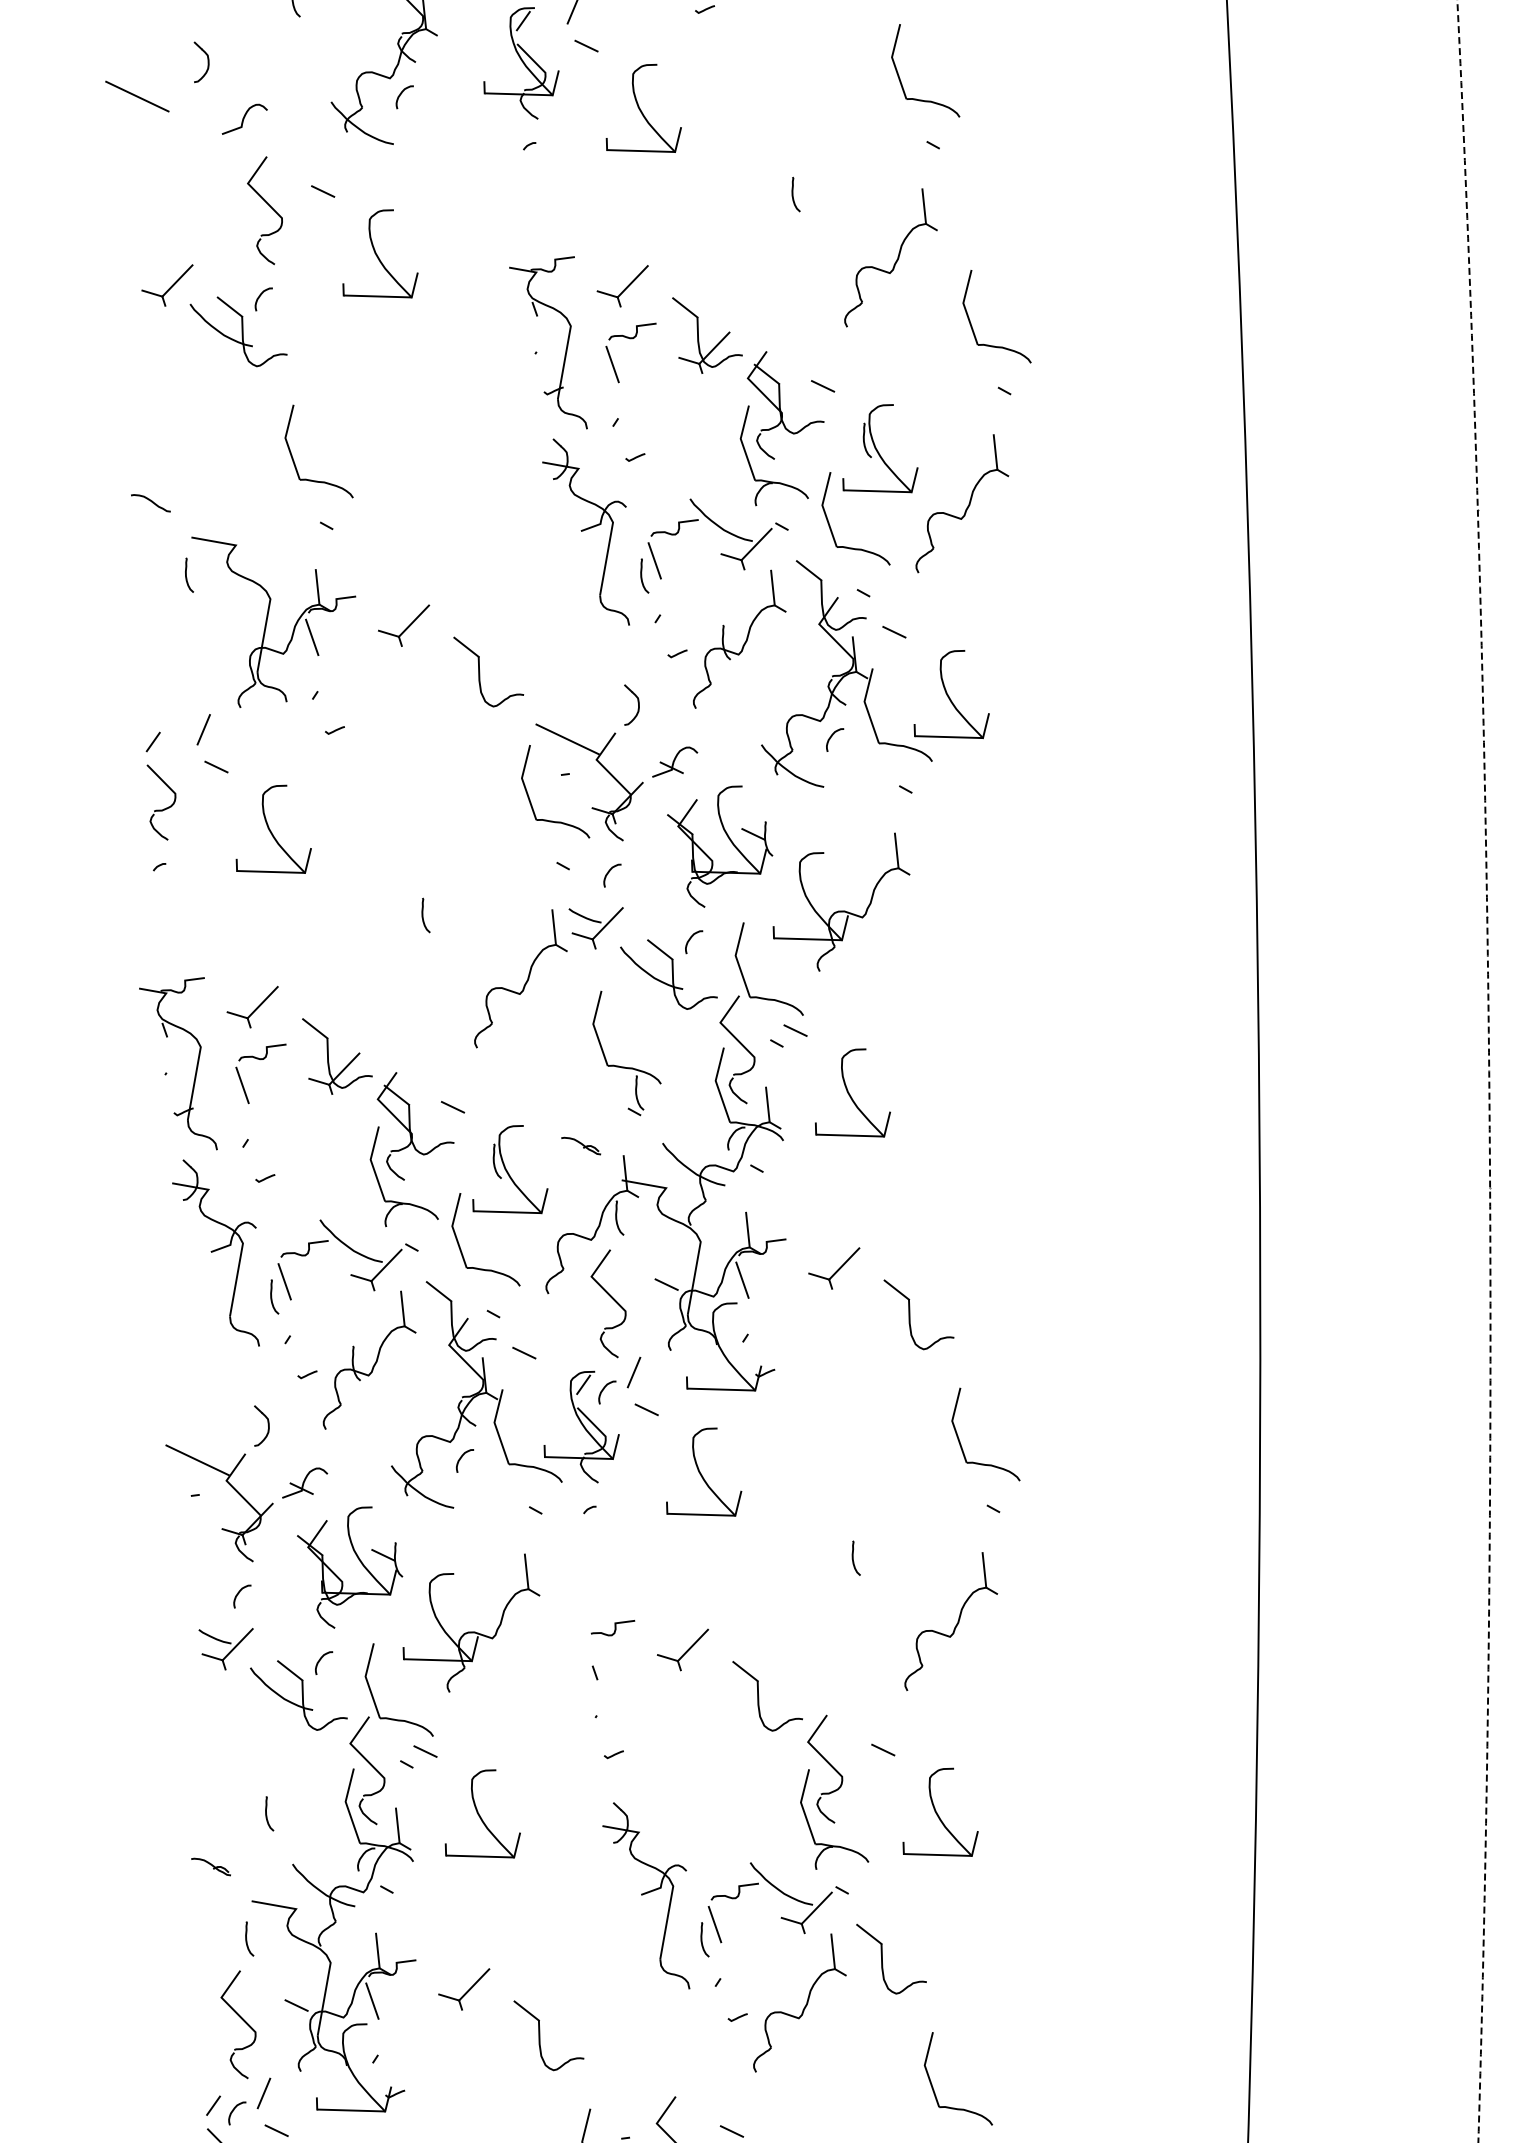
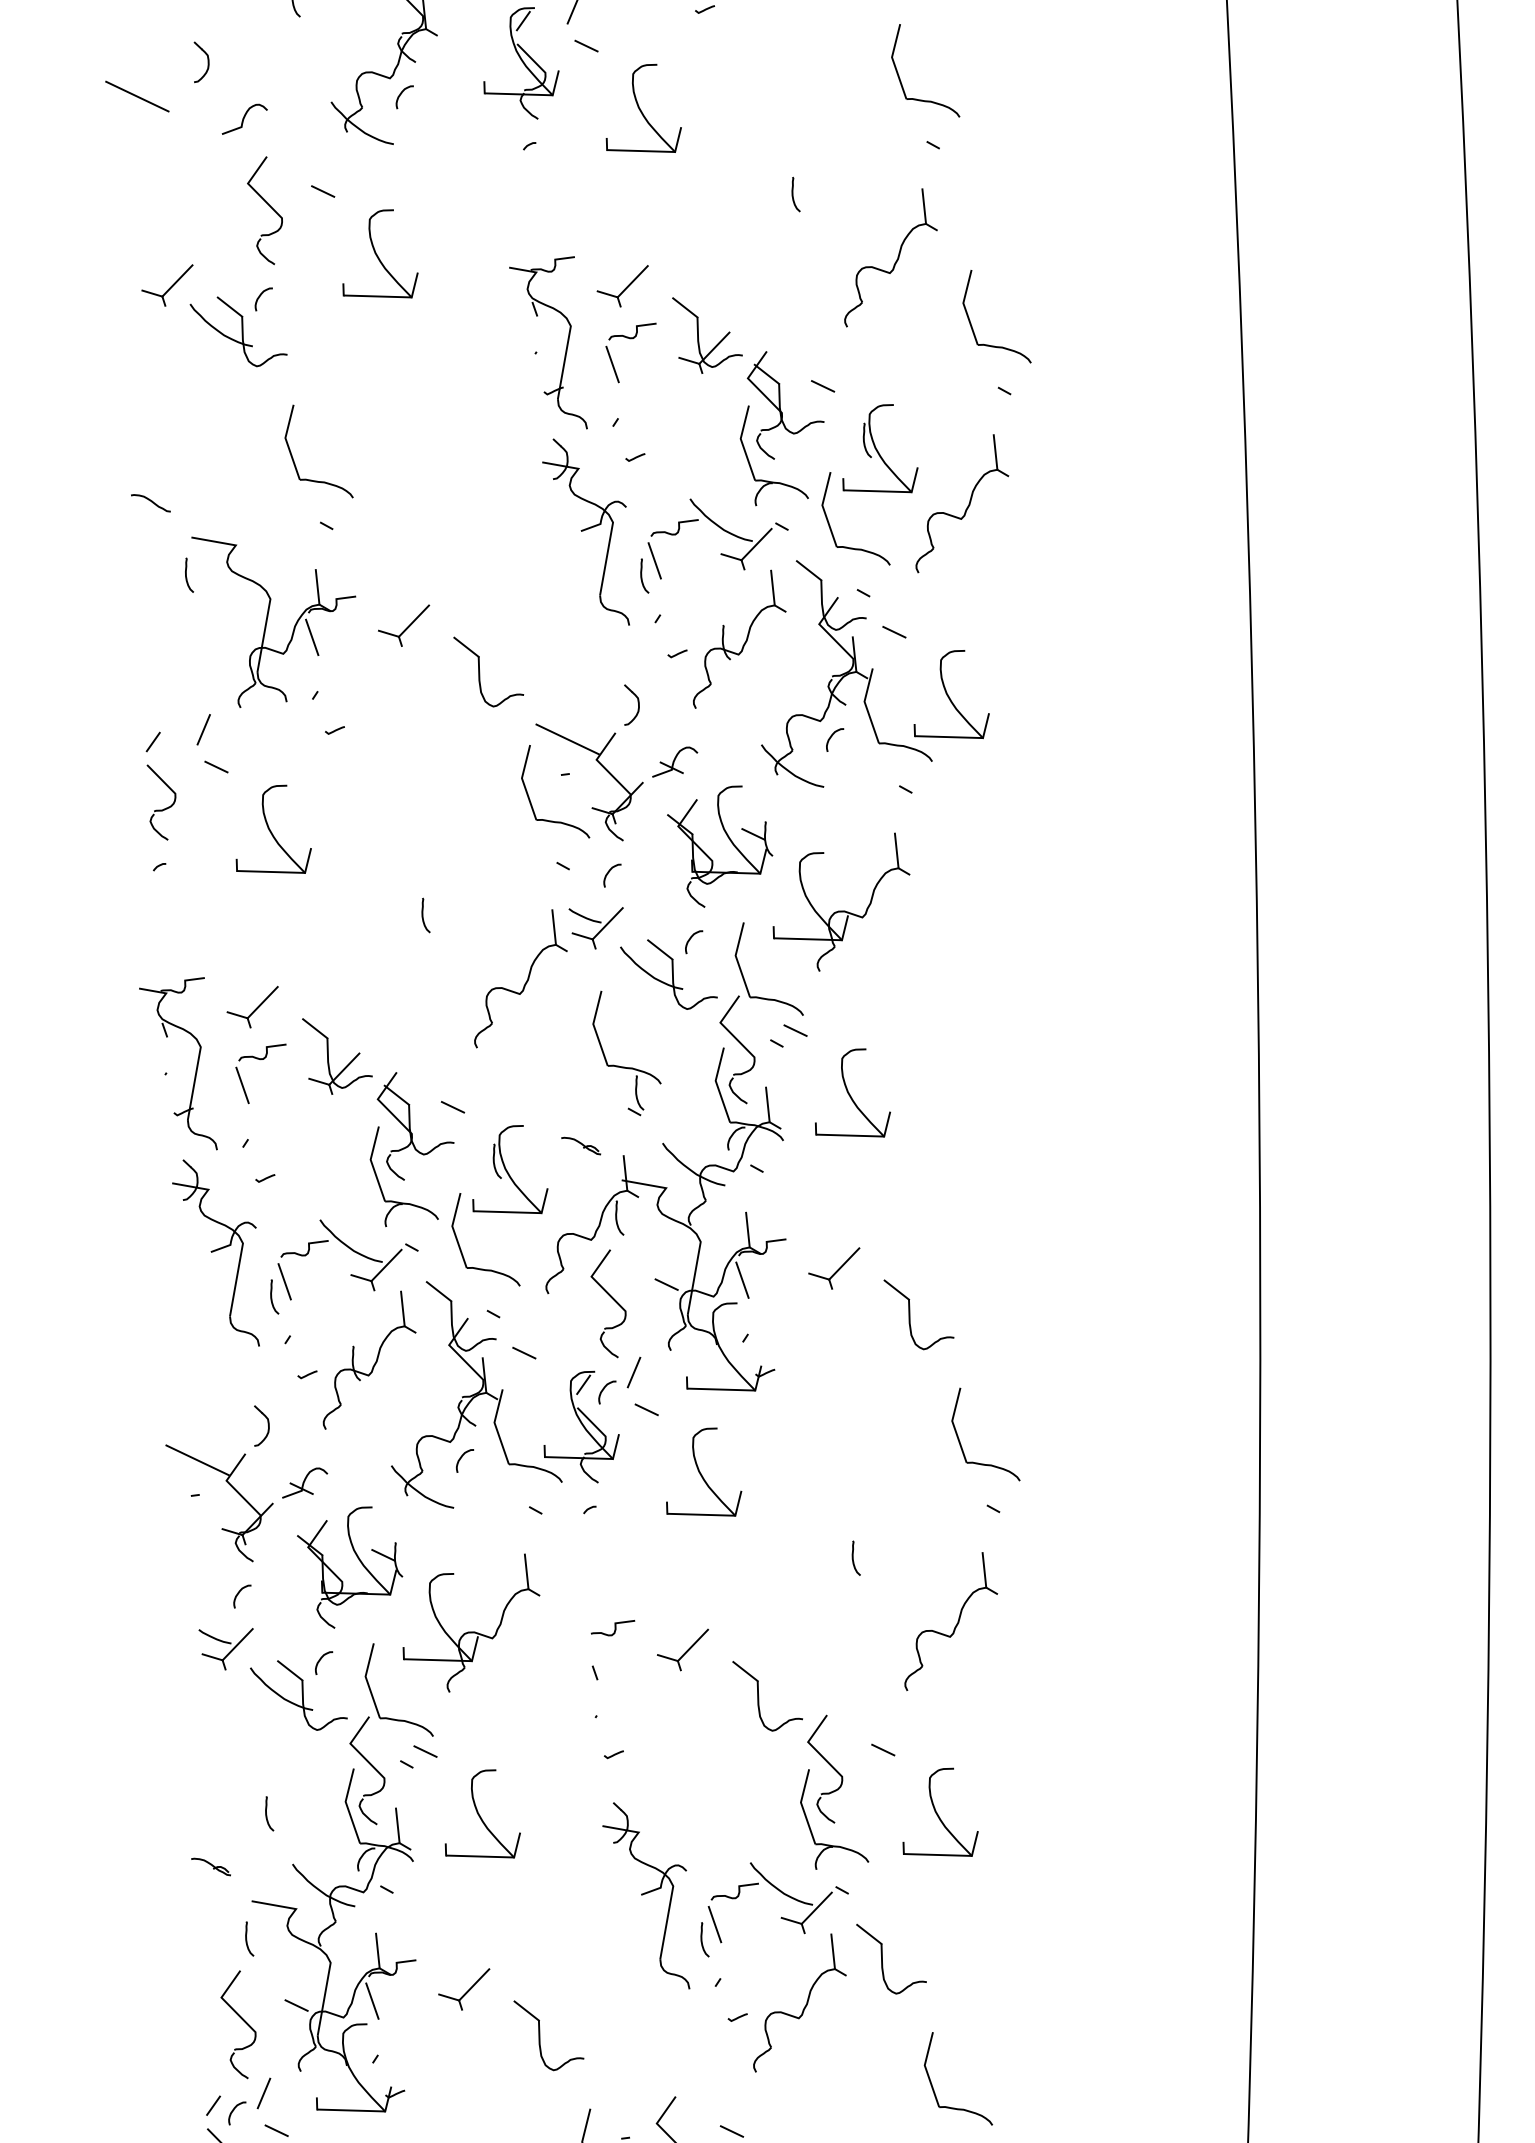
arc: dashed -> solid (1489, 1070)
